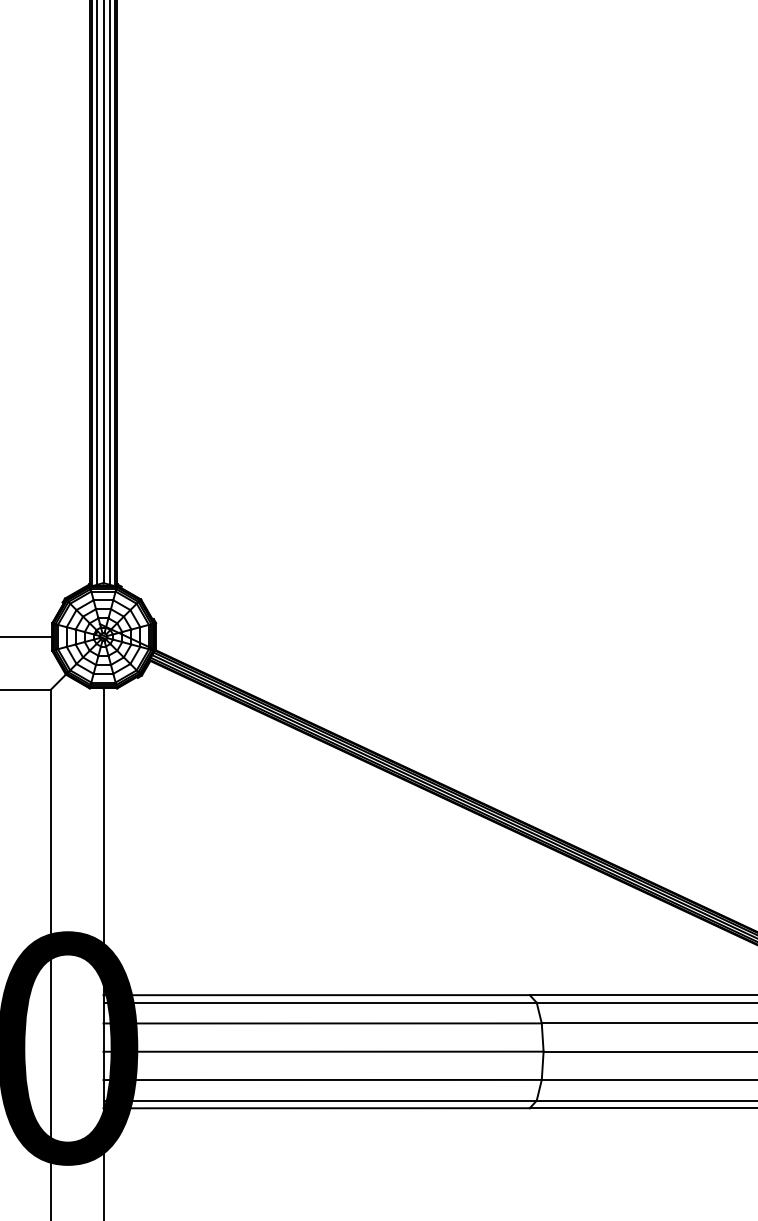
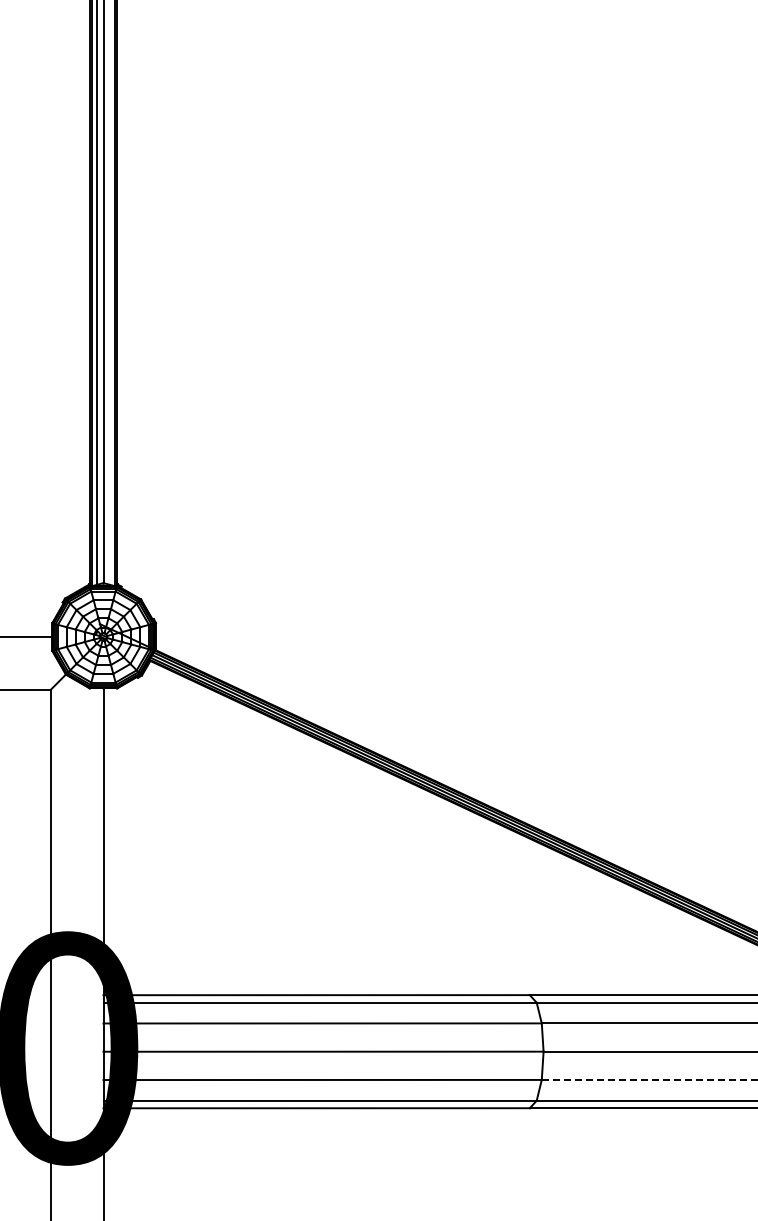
line: present -> none (110, 293)
line: solid -> dashed (649, 1079)
